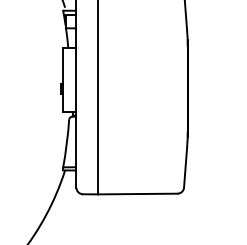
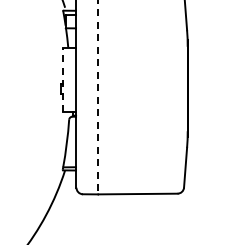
line: solid -> dashed (62, 79)
line: solid -> dashed (98, 97)
